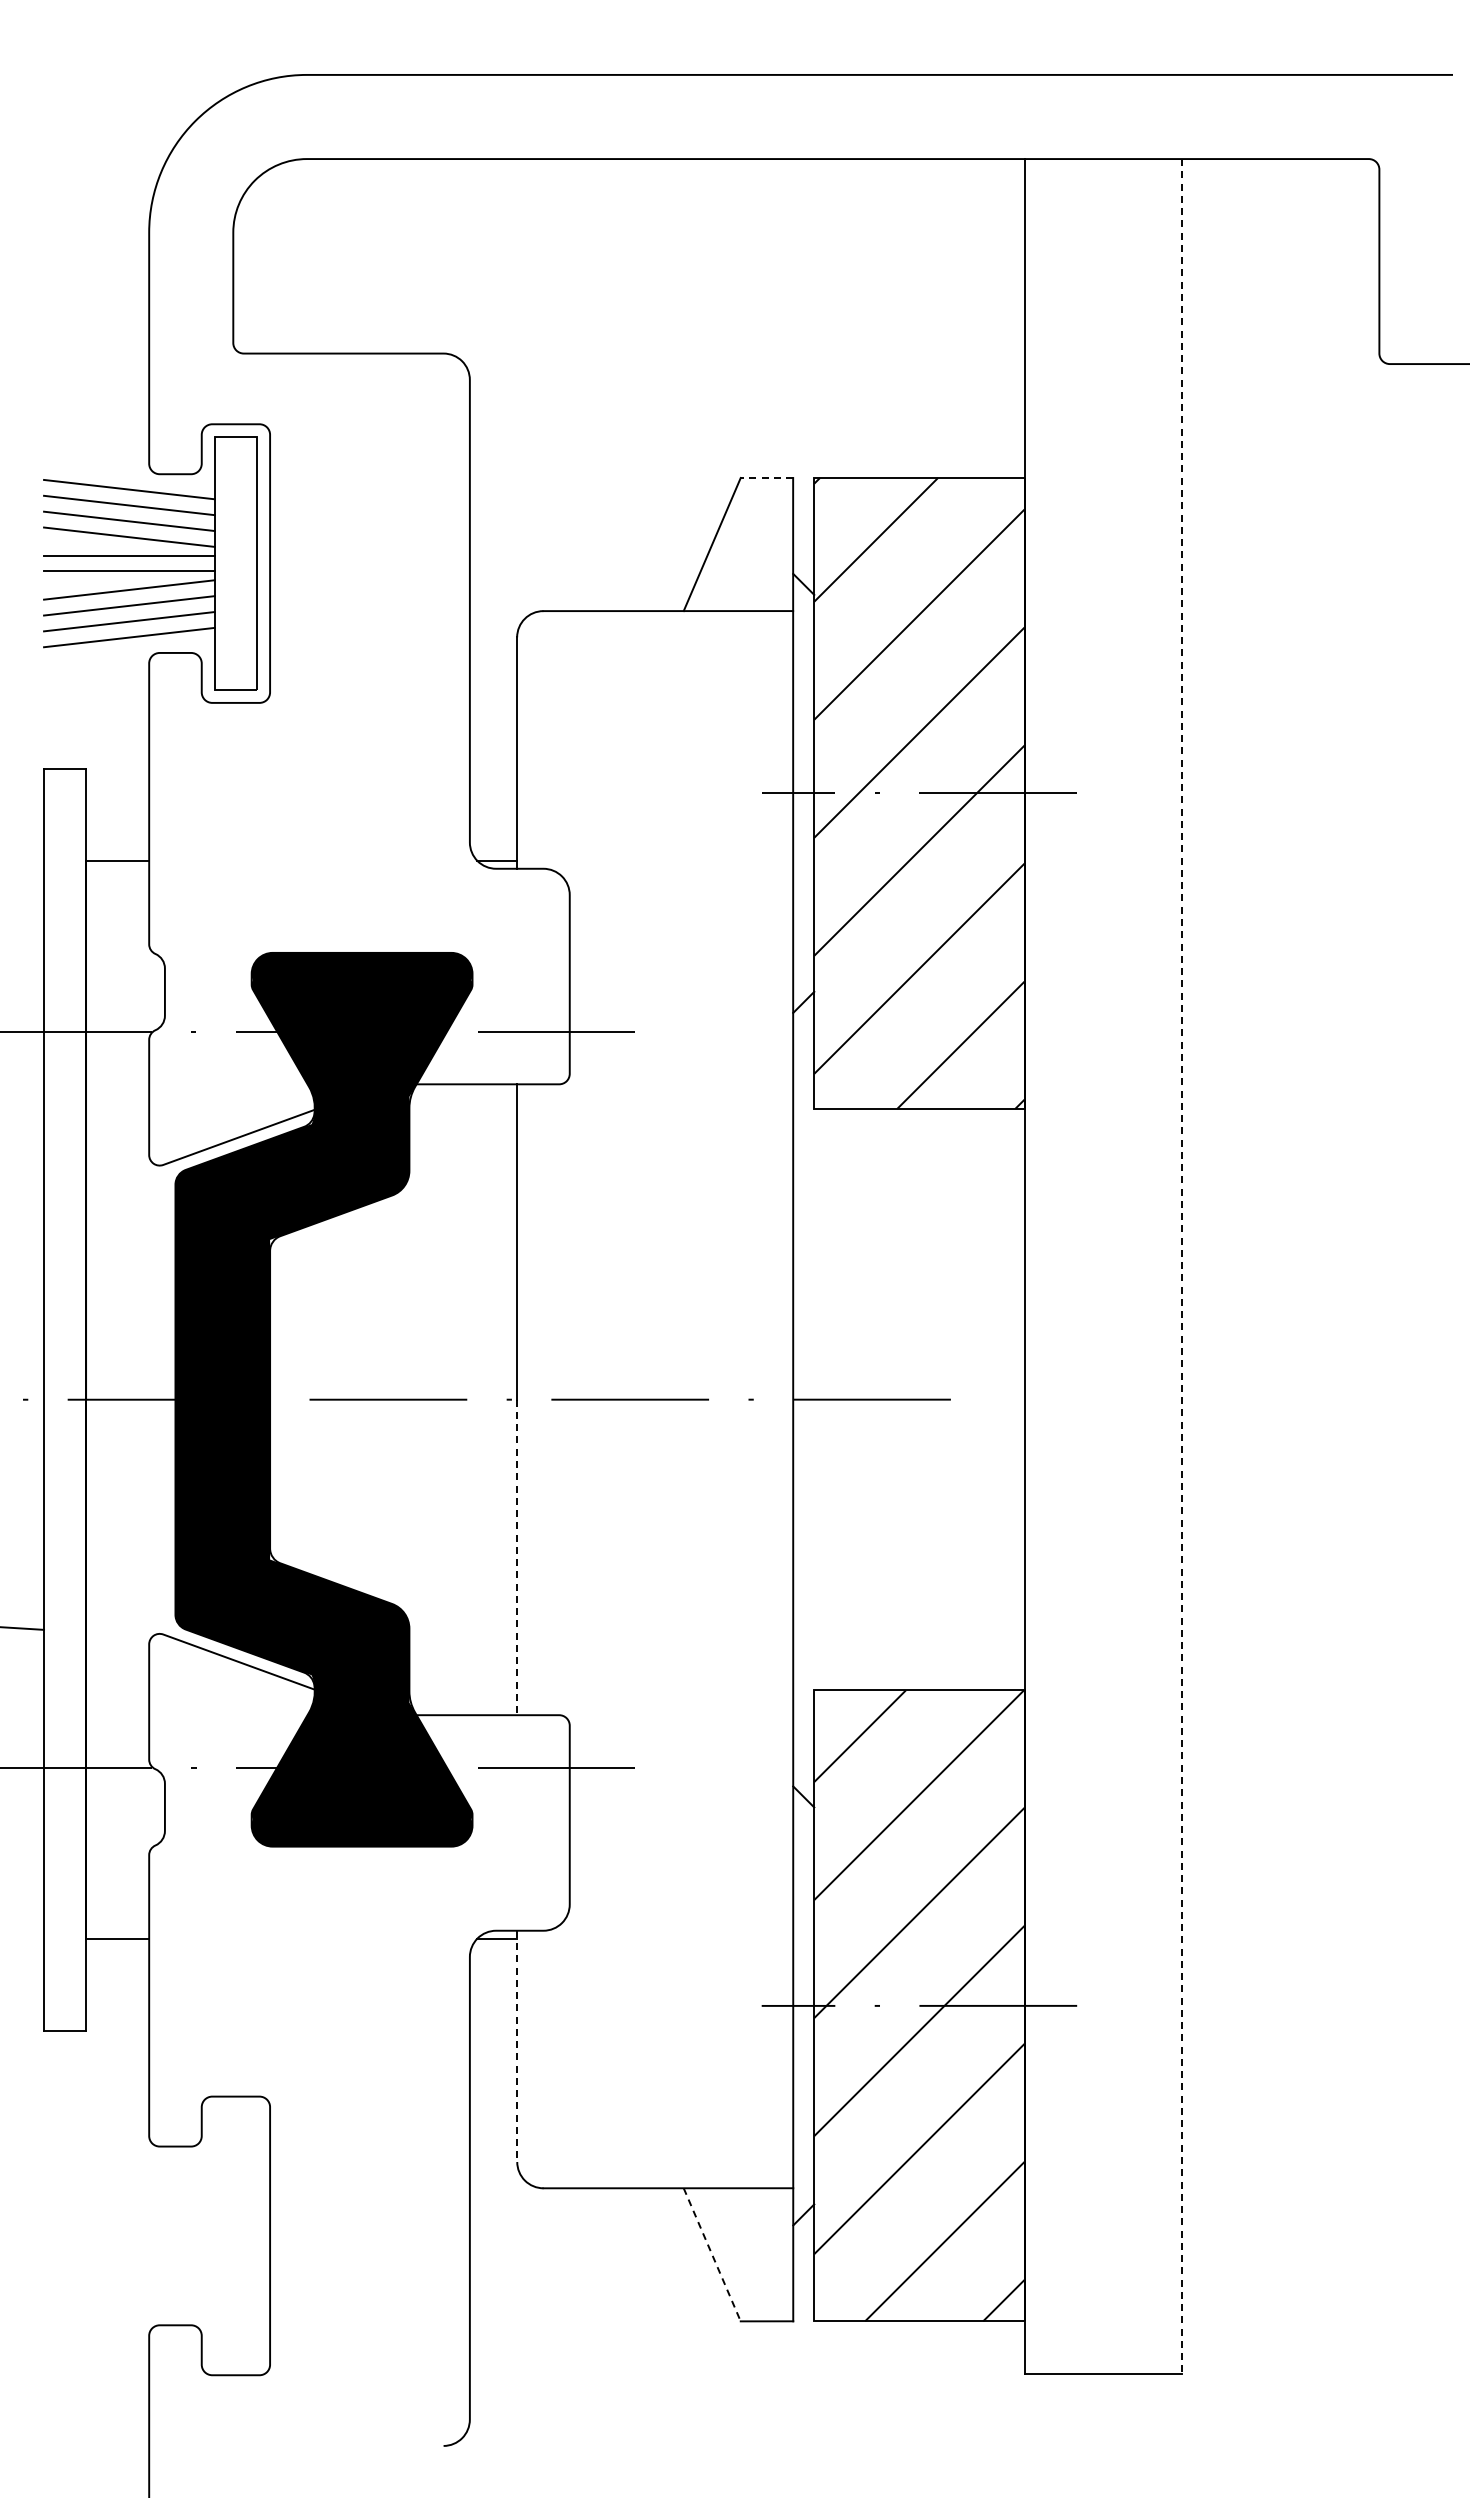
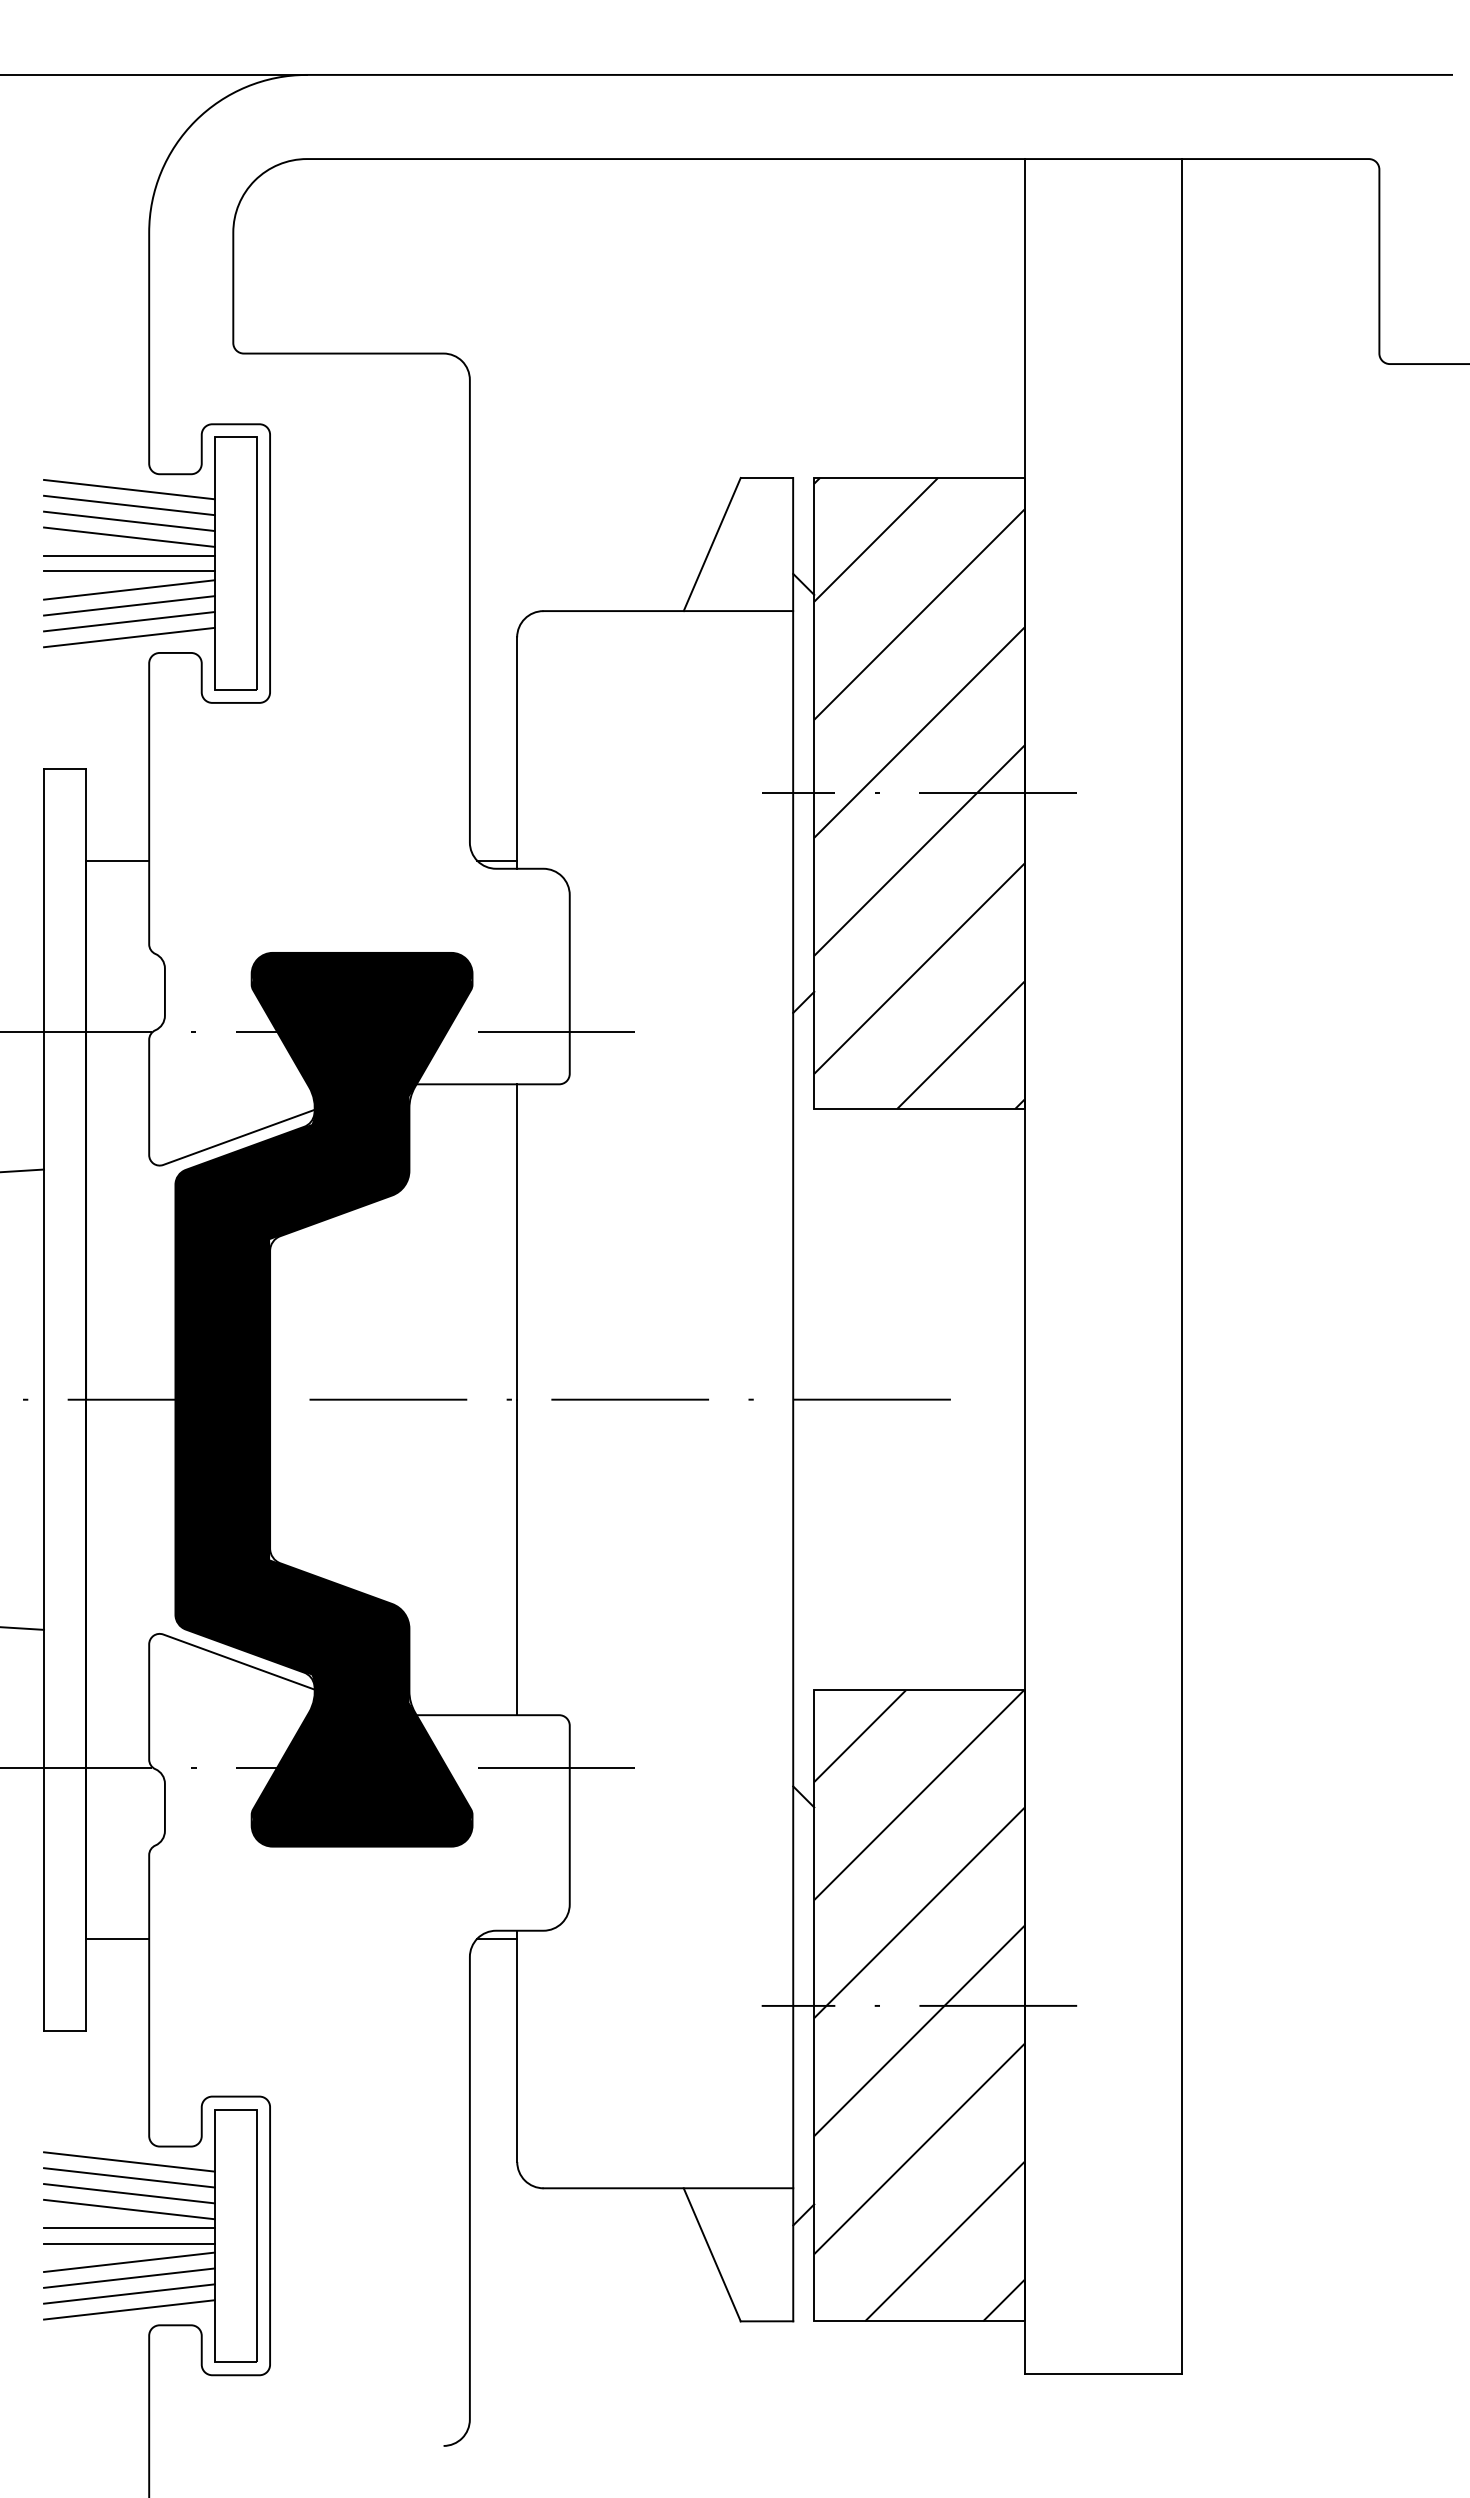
line: none -> present (154, 74)
line: dashed -> solid (766, 478)
line: none -> present (23, 1170)
line: dashed -> solid (1182, 1266)
line: dashed -> solid (517, 1557)
line: dashed -> solid (517, 2046)
part: none -> present (150, 2228)
line: dashed -> solid (712, 2255)
